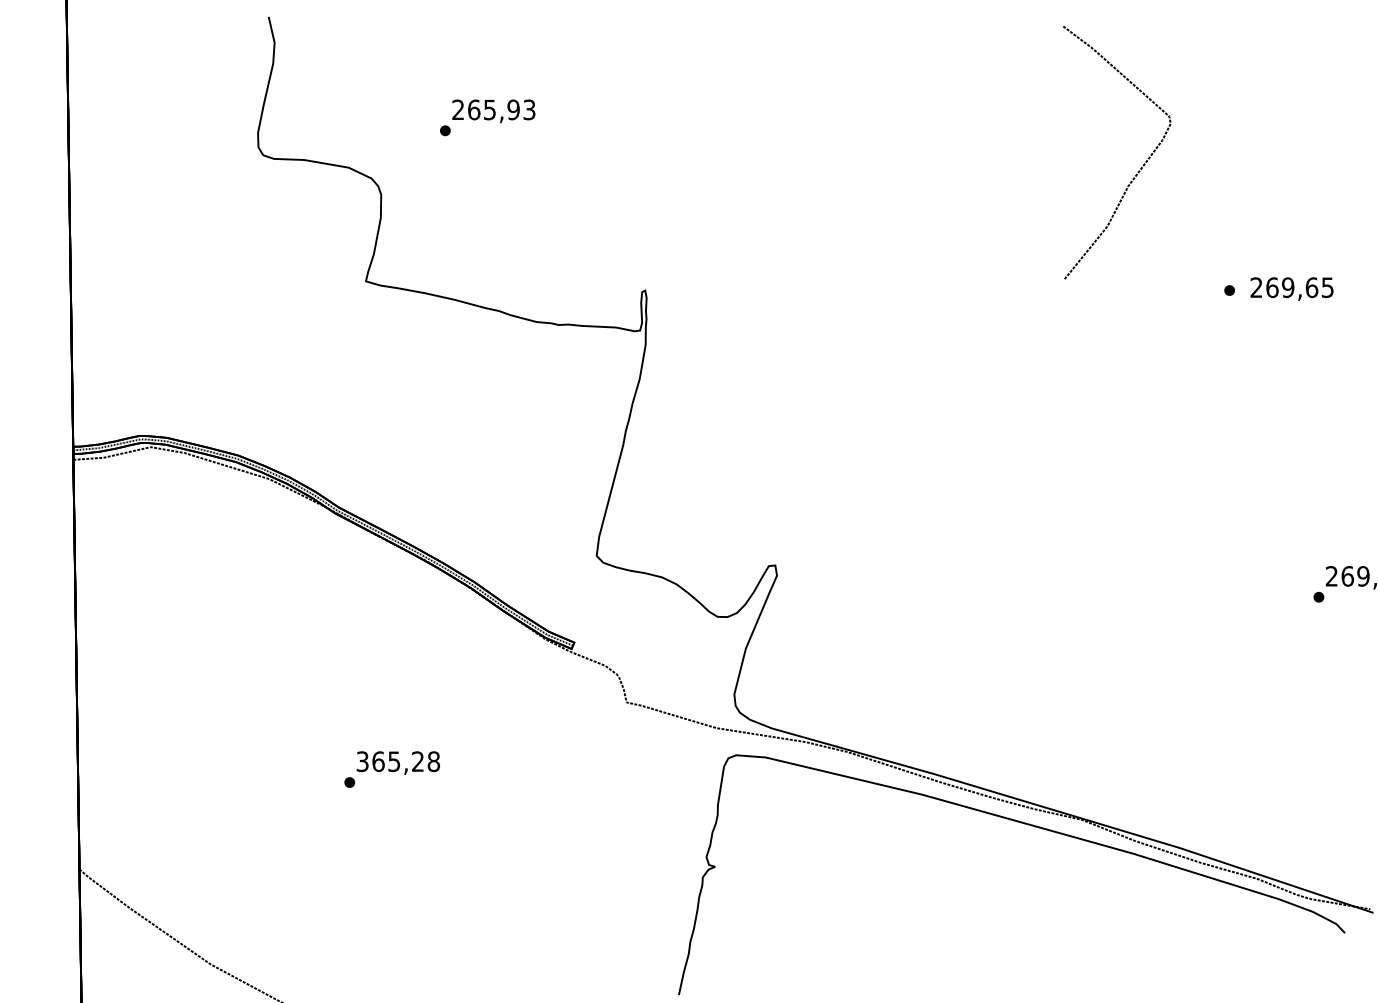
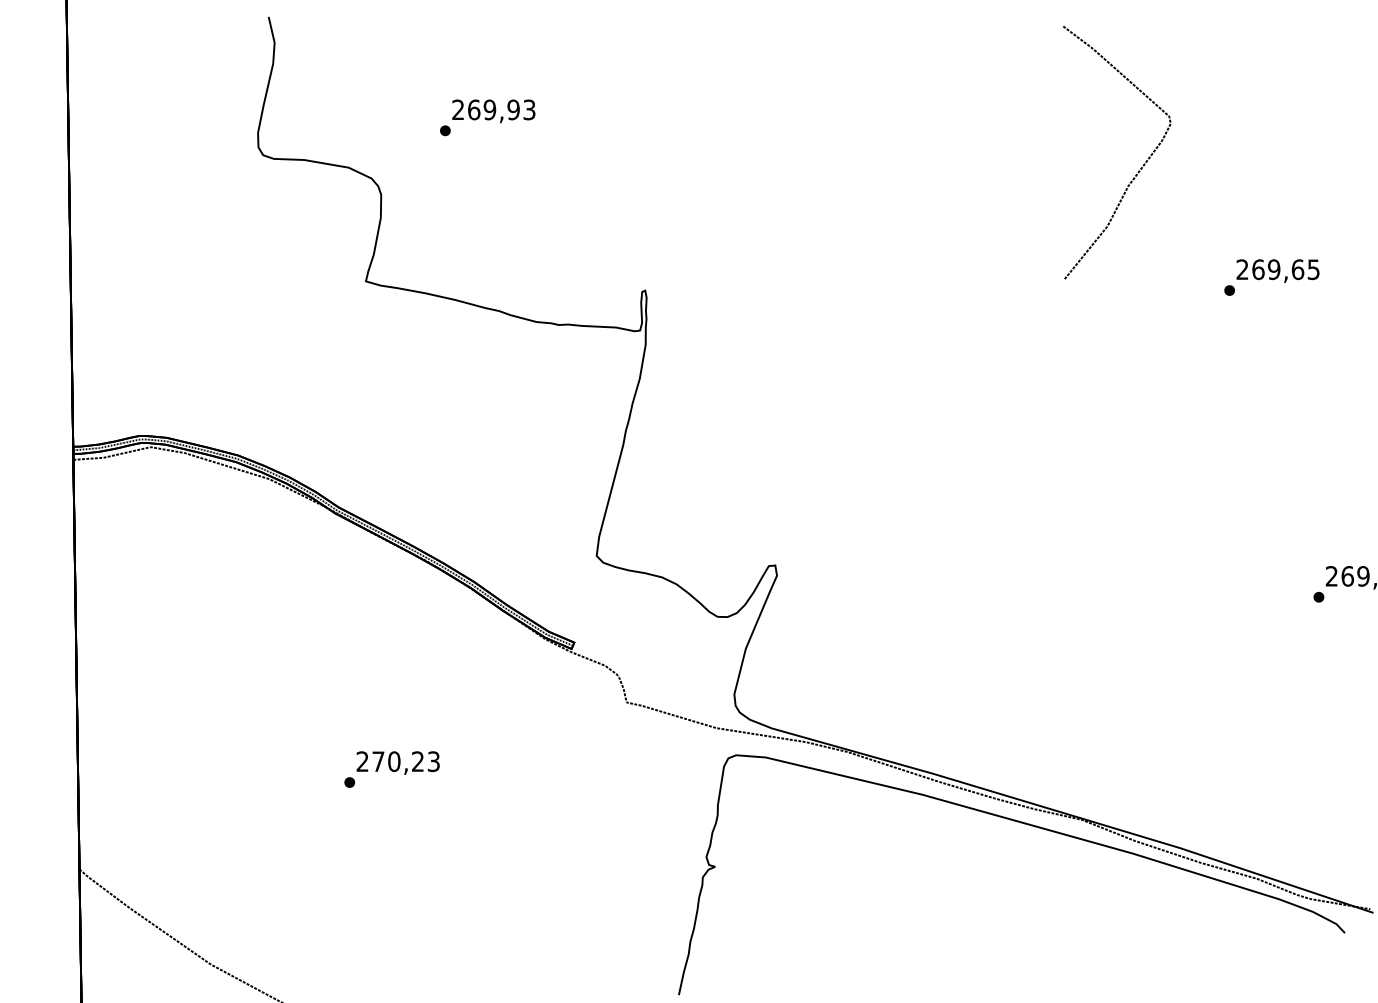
text: 265,93 -> 269,93 (489, 109)
text position: (1291, 288) -> (1277, 270) (1277, 270)
text: 365,28 -> 270,23 (398, 761)
